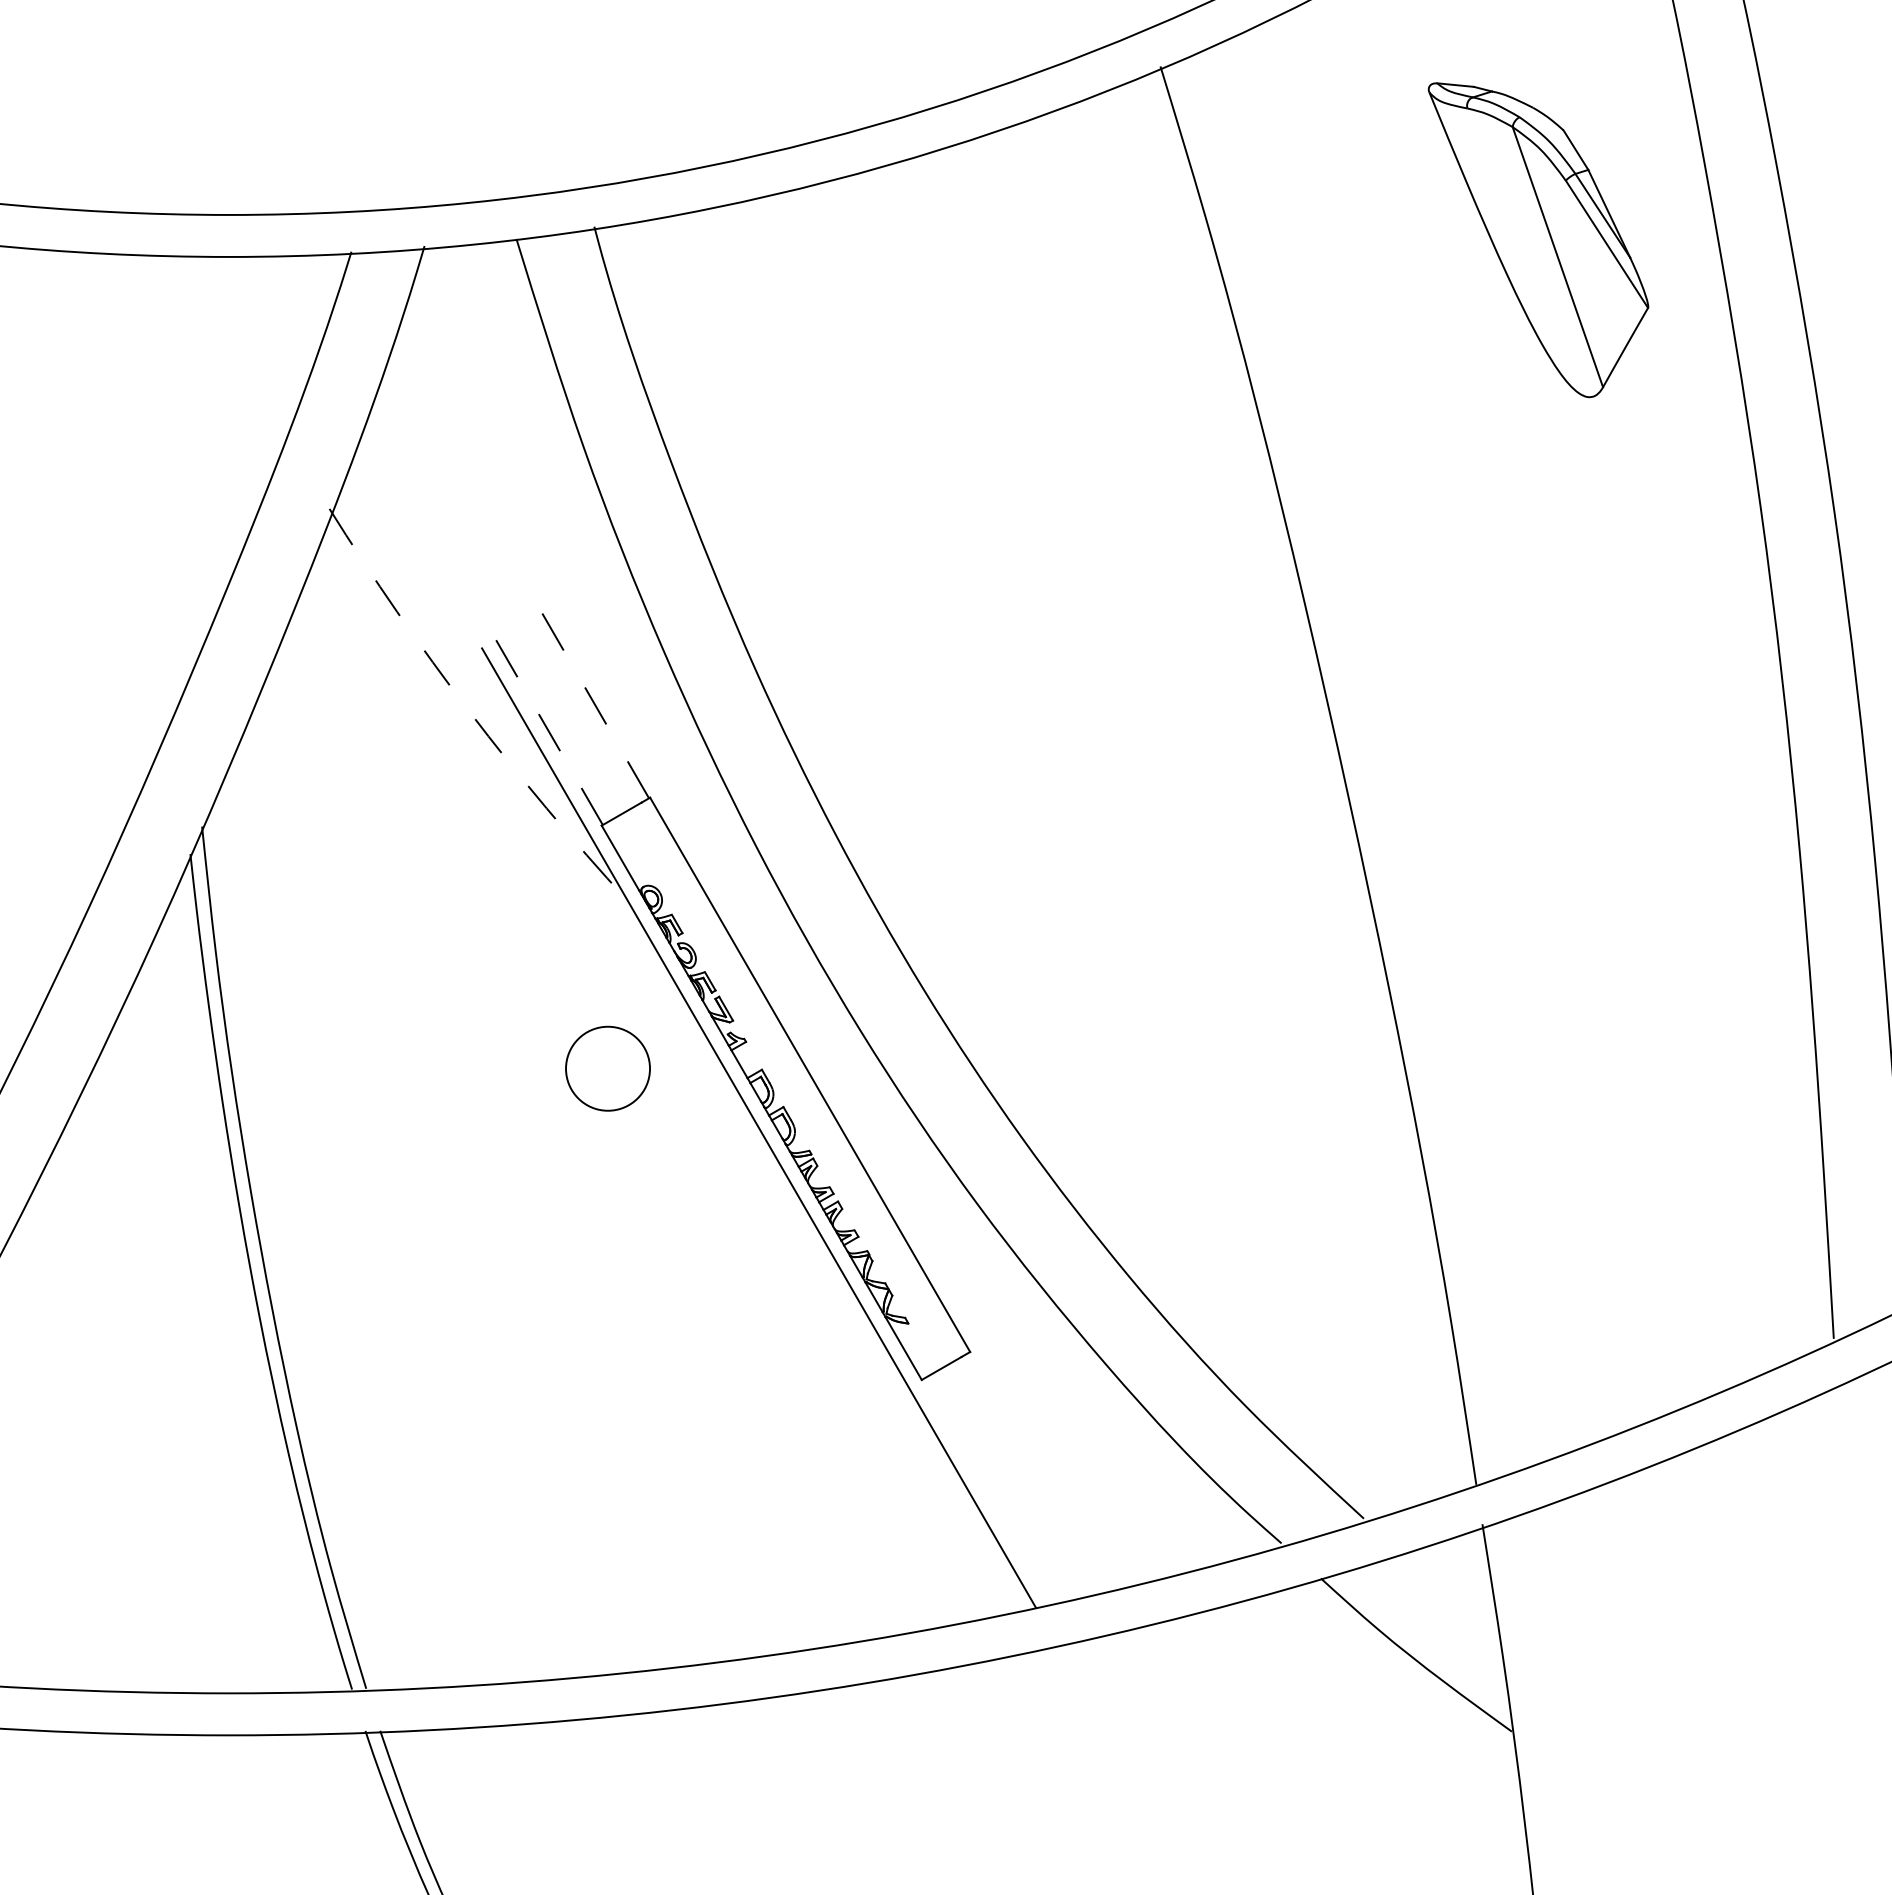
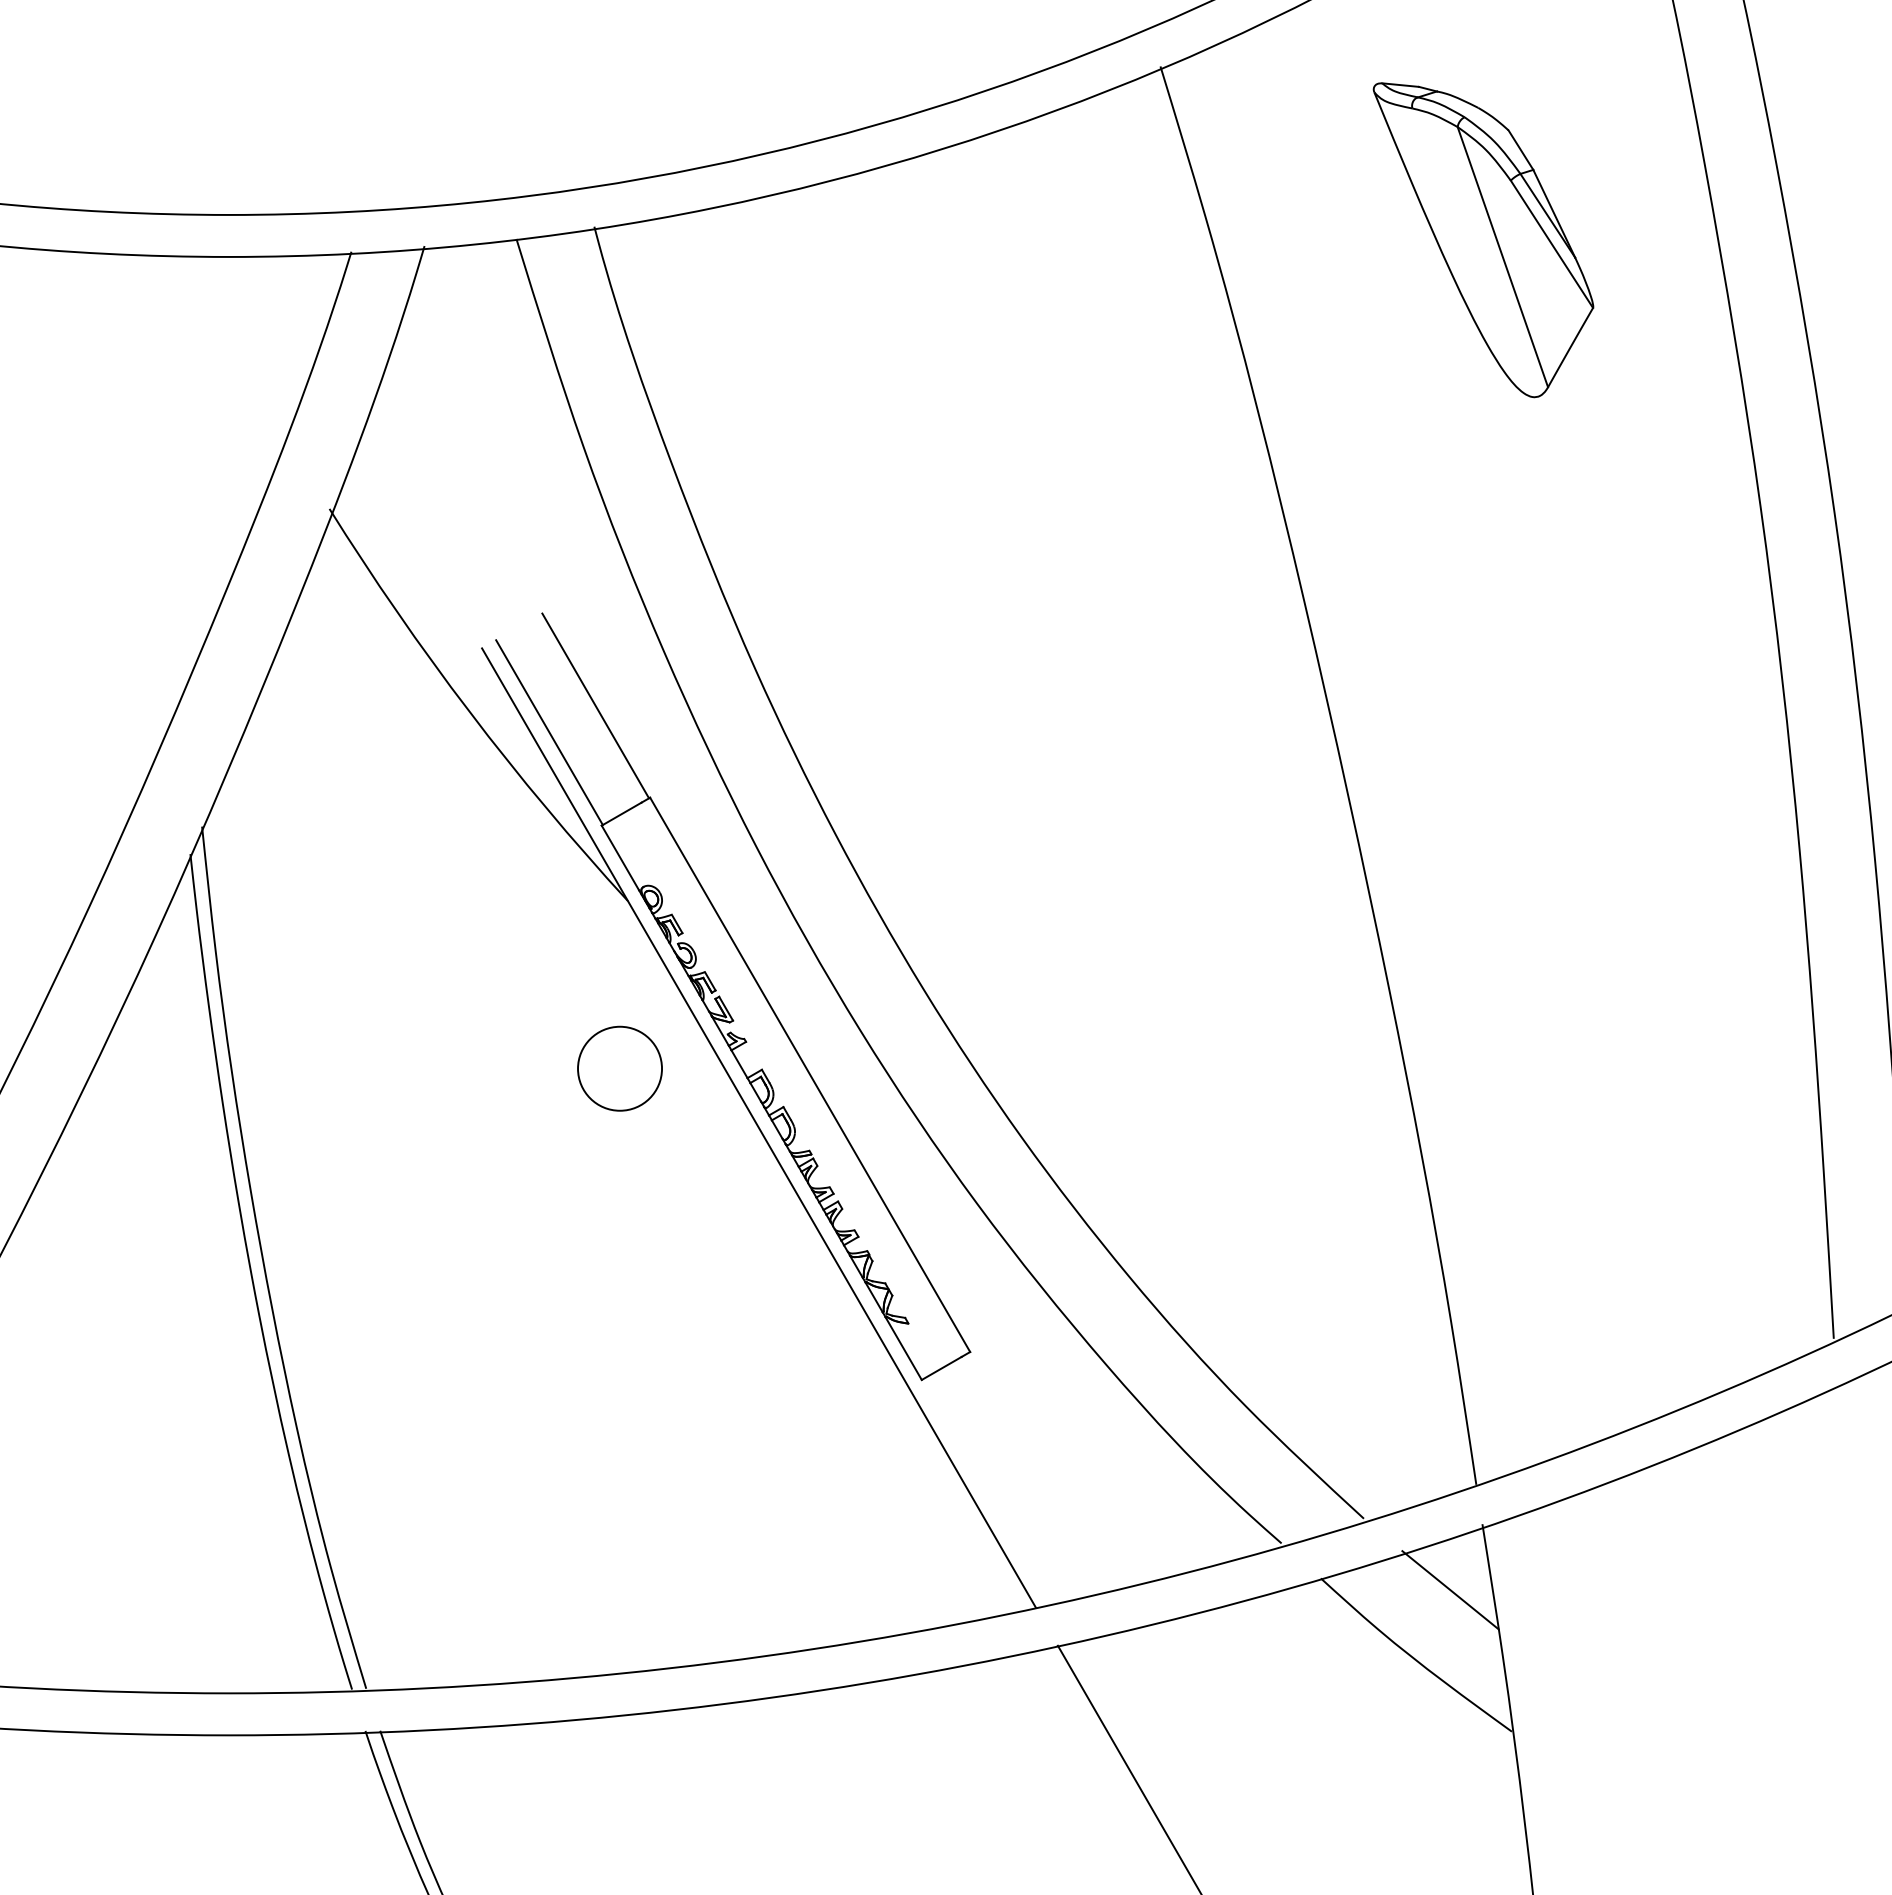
part position: (1538, 240) -> (1483, 240) (1483, 240)
line: dashed -> solid (595, 705)
arc: dashed -> solid (469, 711)
line: dashed -> solid (549, 732)
circle position: (607, 1068) -> (619, 1068) (619, 1068)
line: none -> present (1450, 1590)
line: none -> present (1128, 1768)
